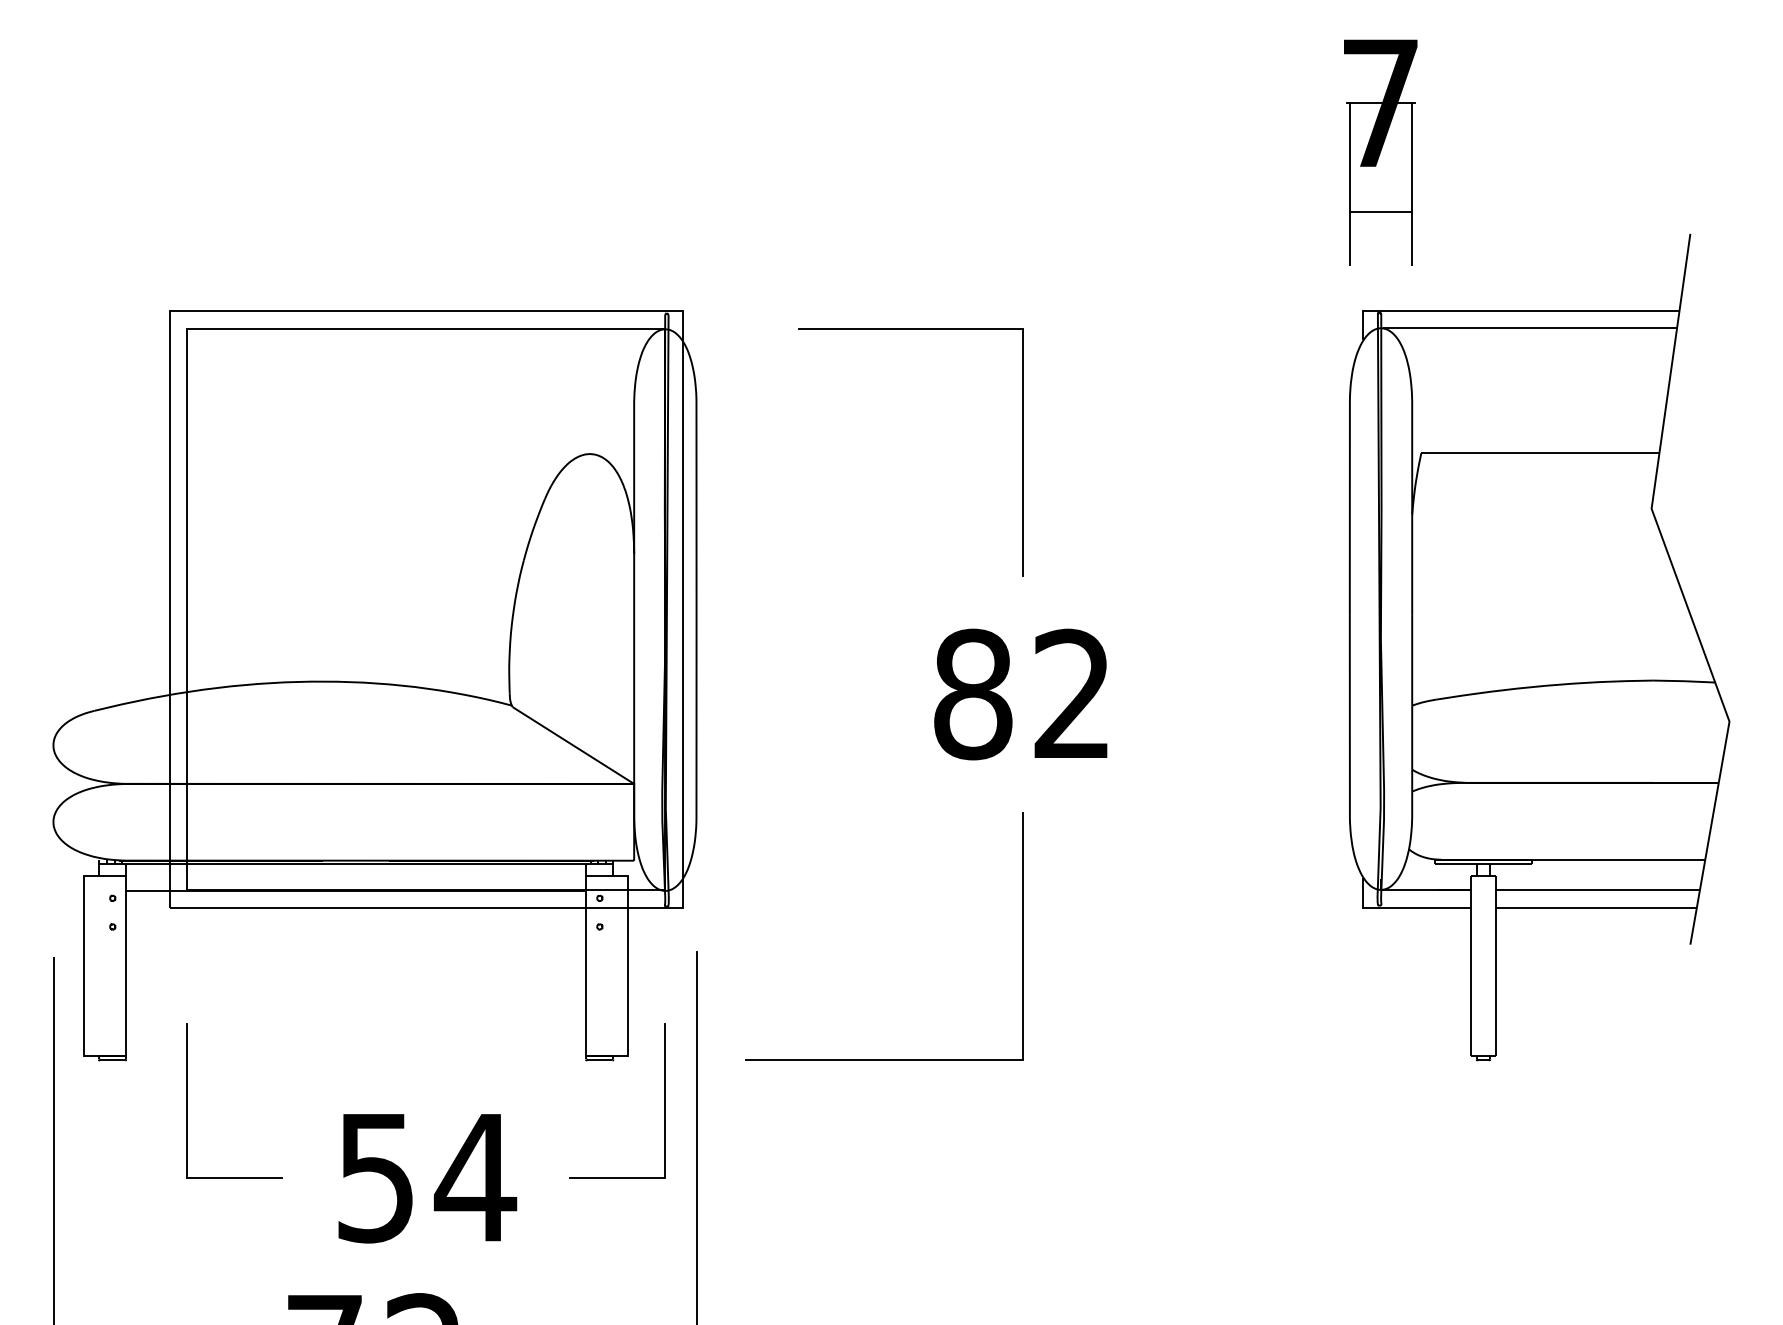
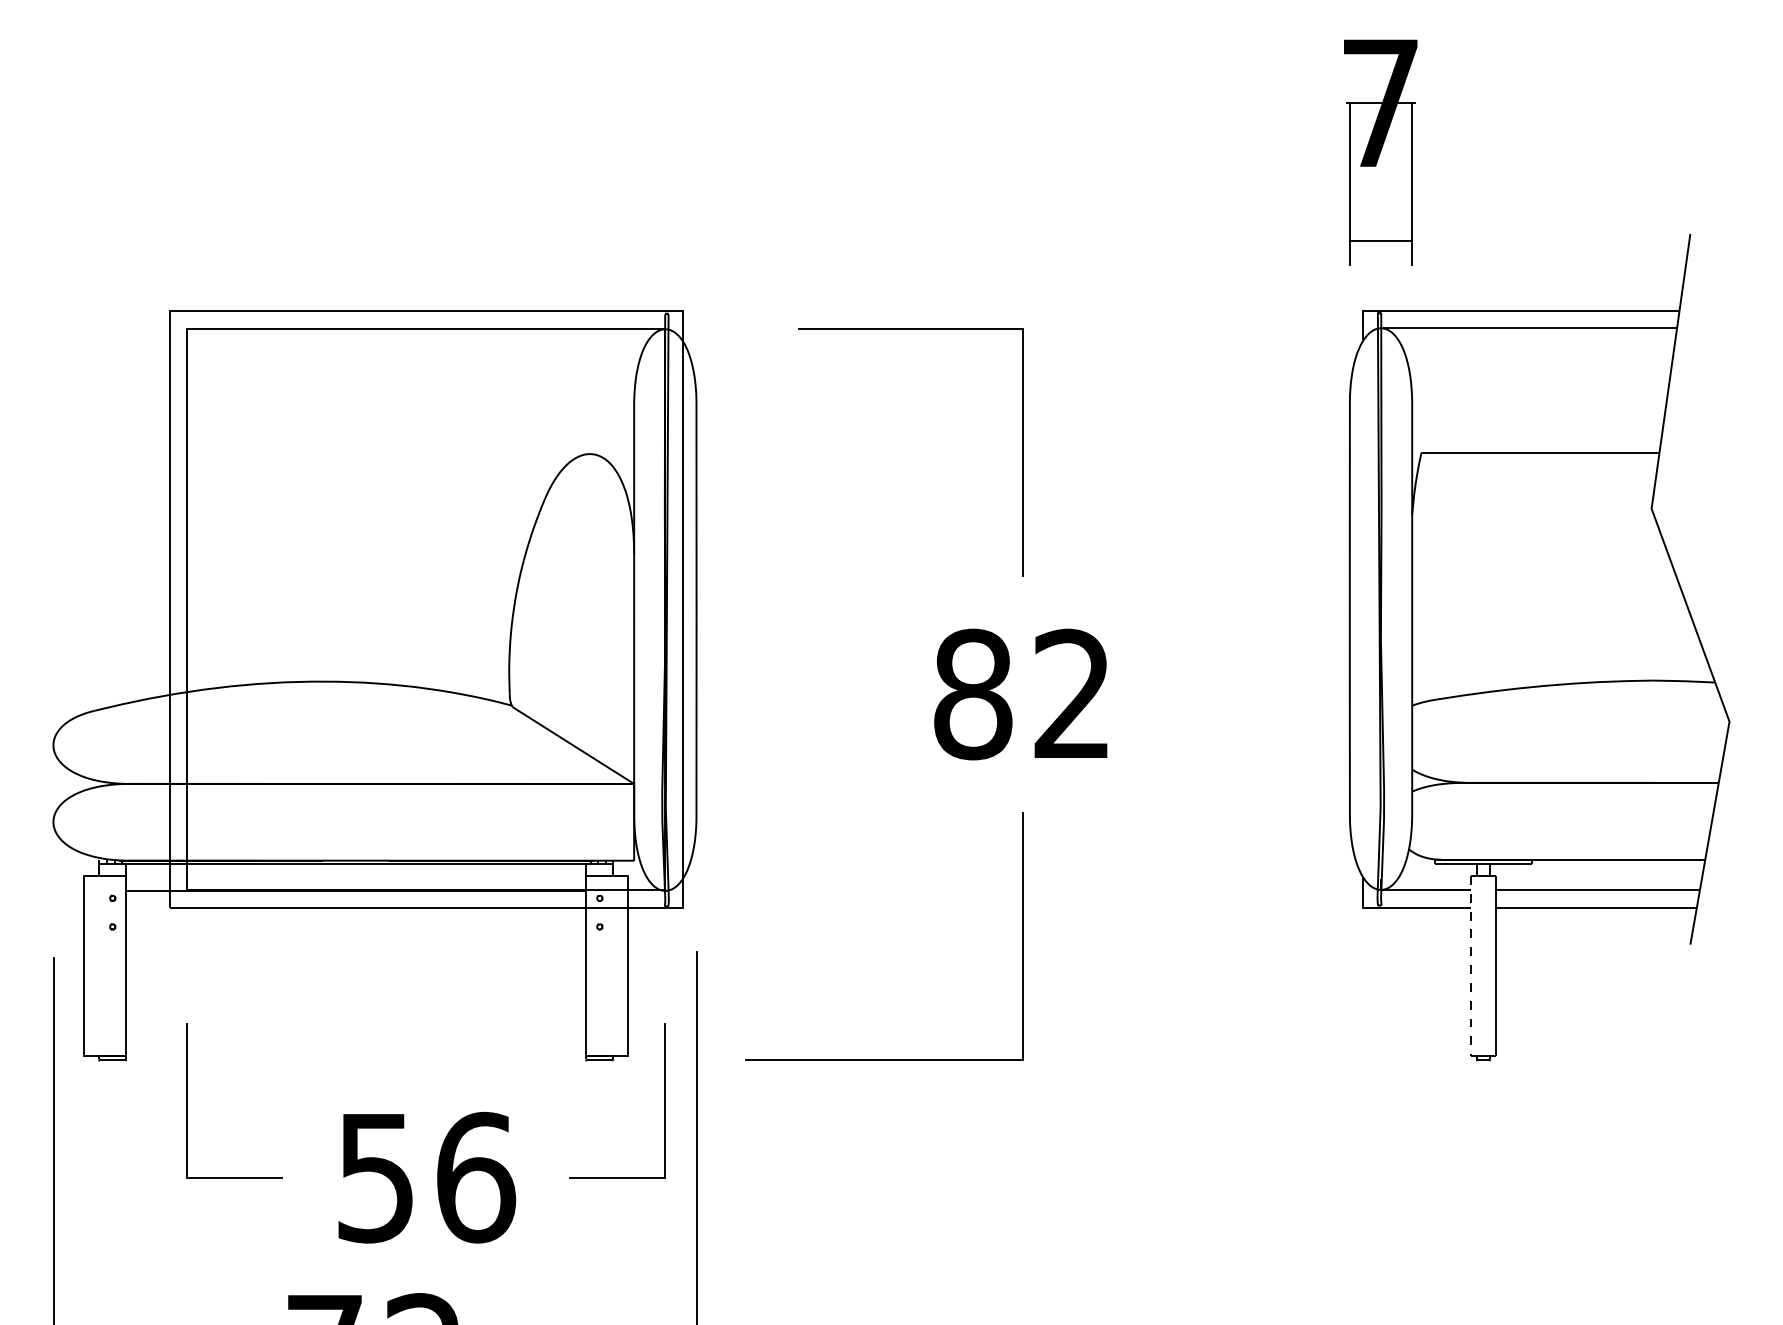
line position: (1380, 212) -> (1380, 241) (1380, 241)
line: solid -> dashed (1471, 965)
text: 54 -> 56 (475, 1177)
